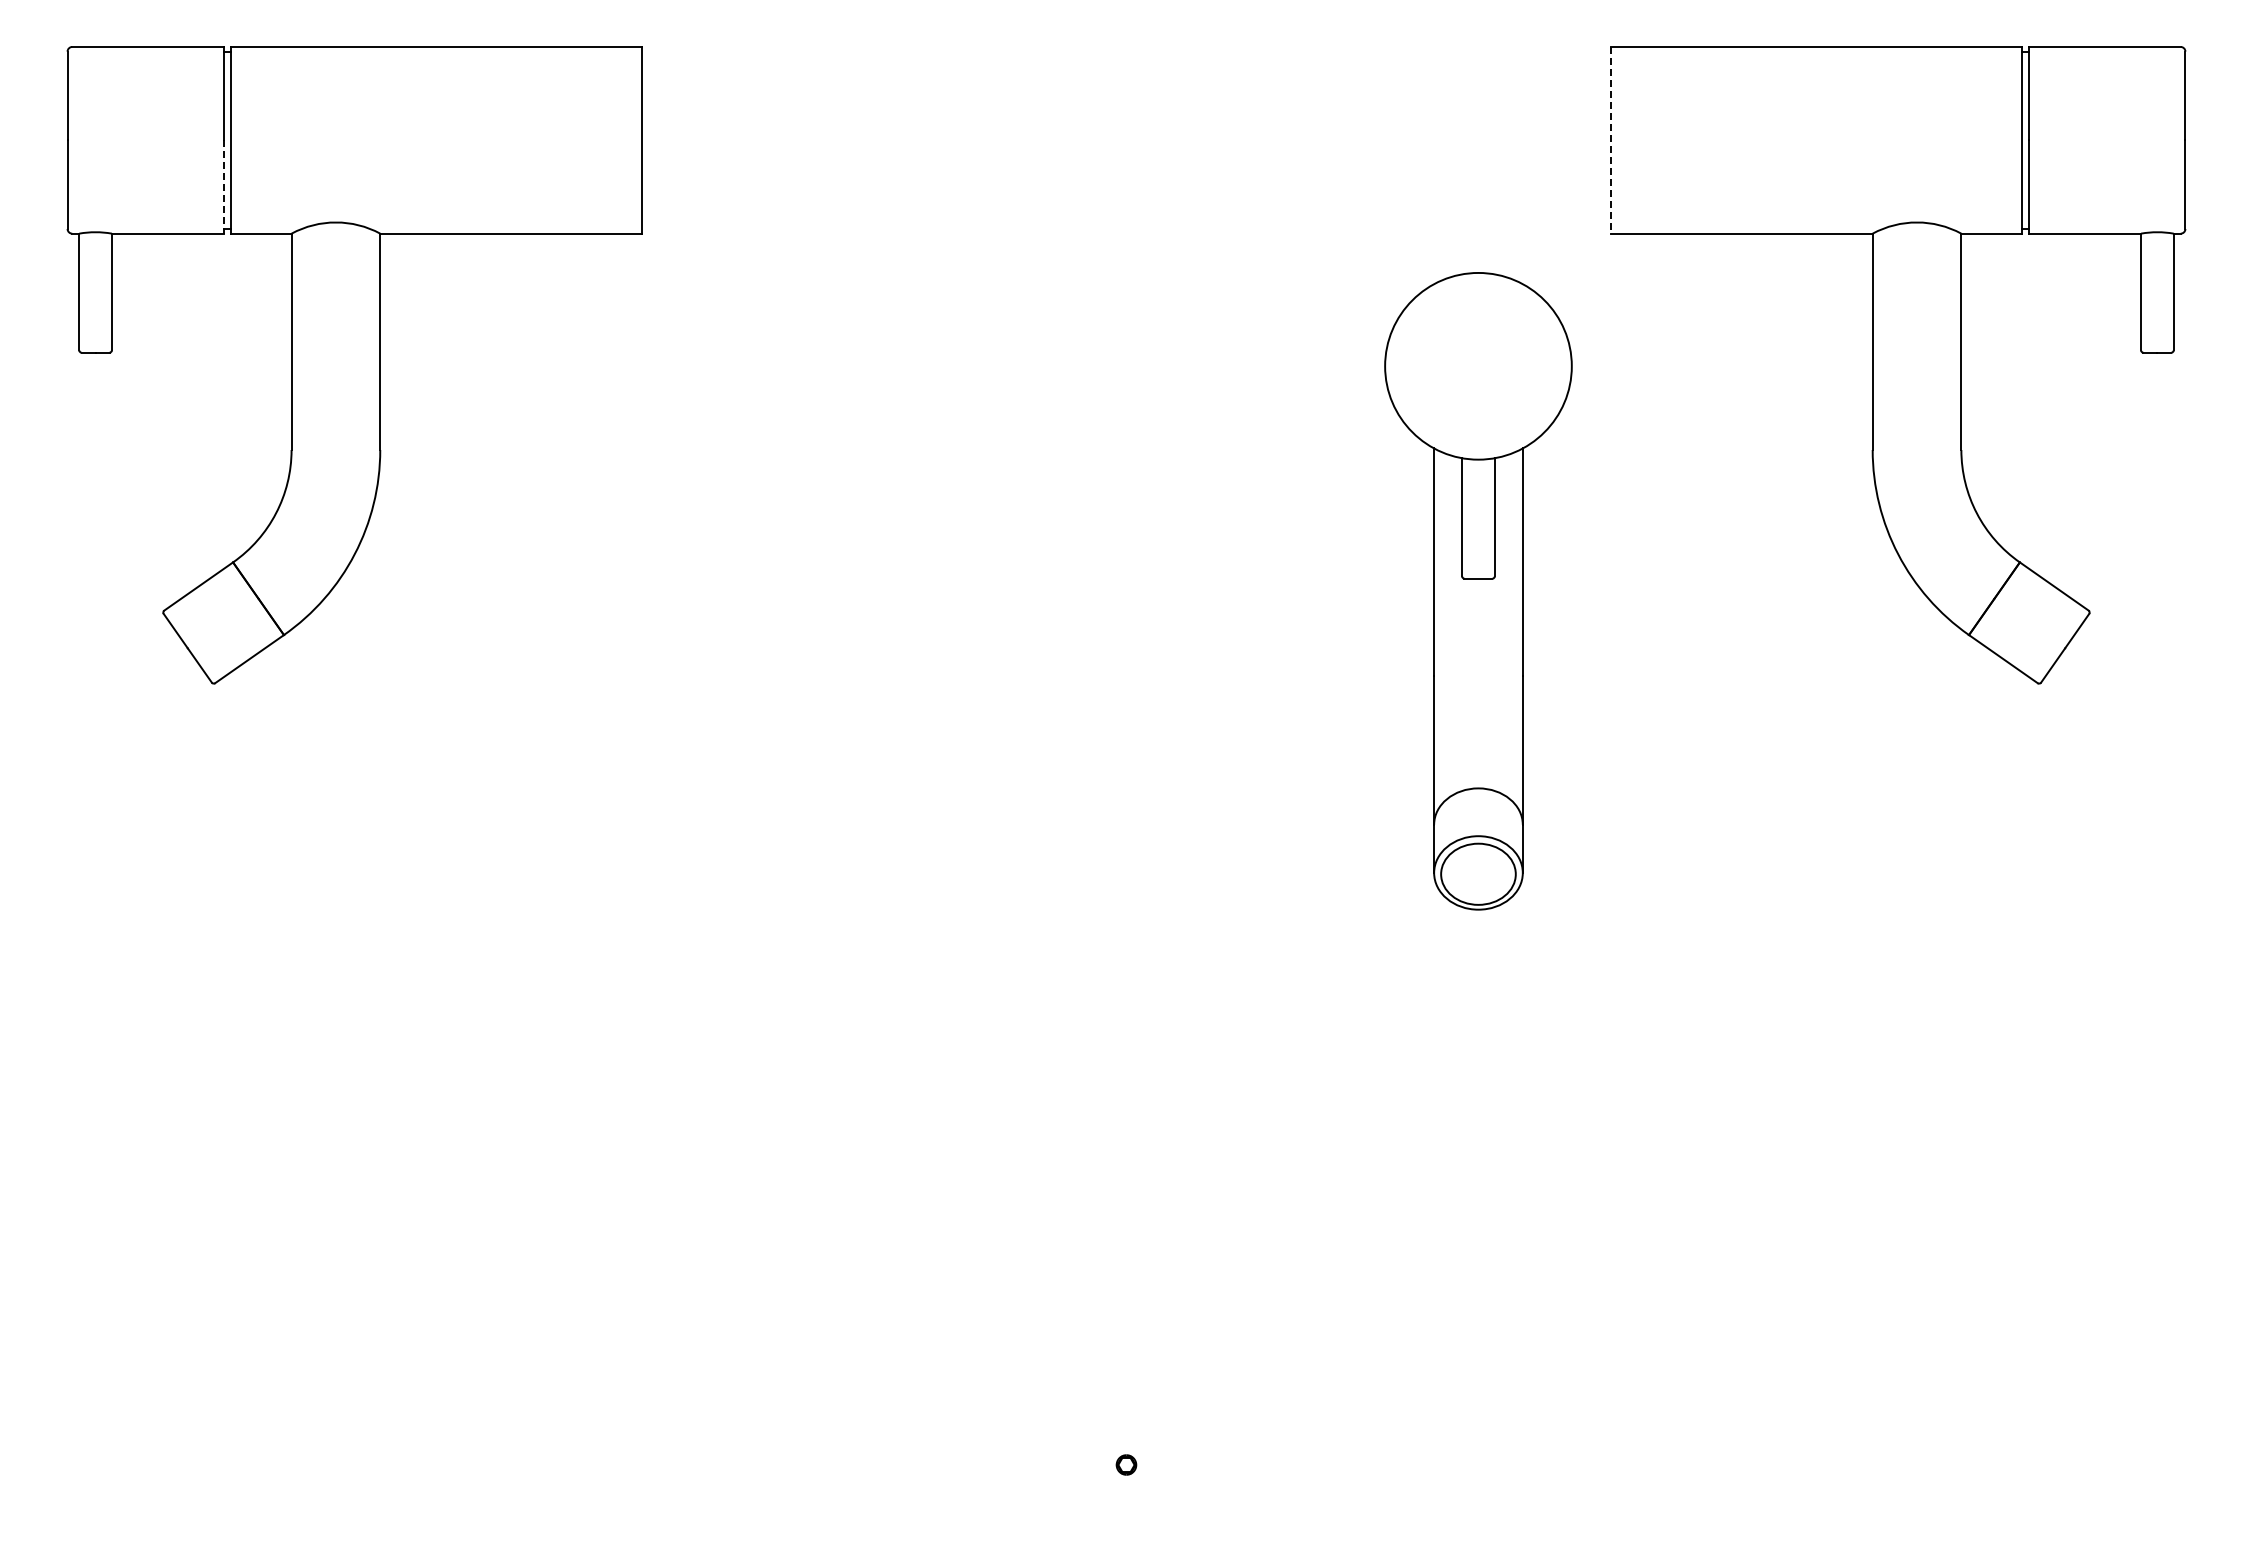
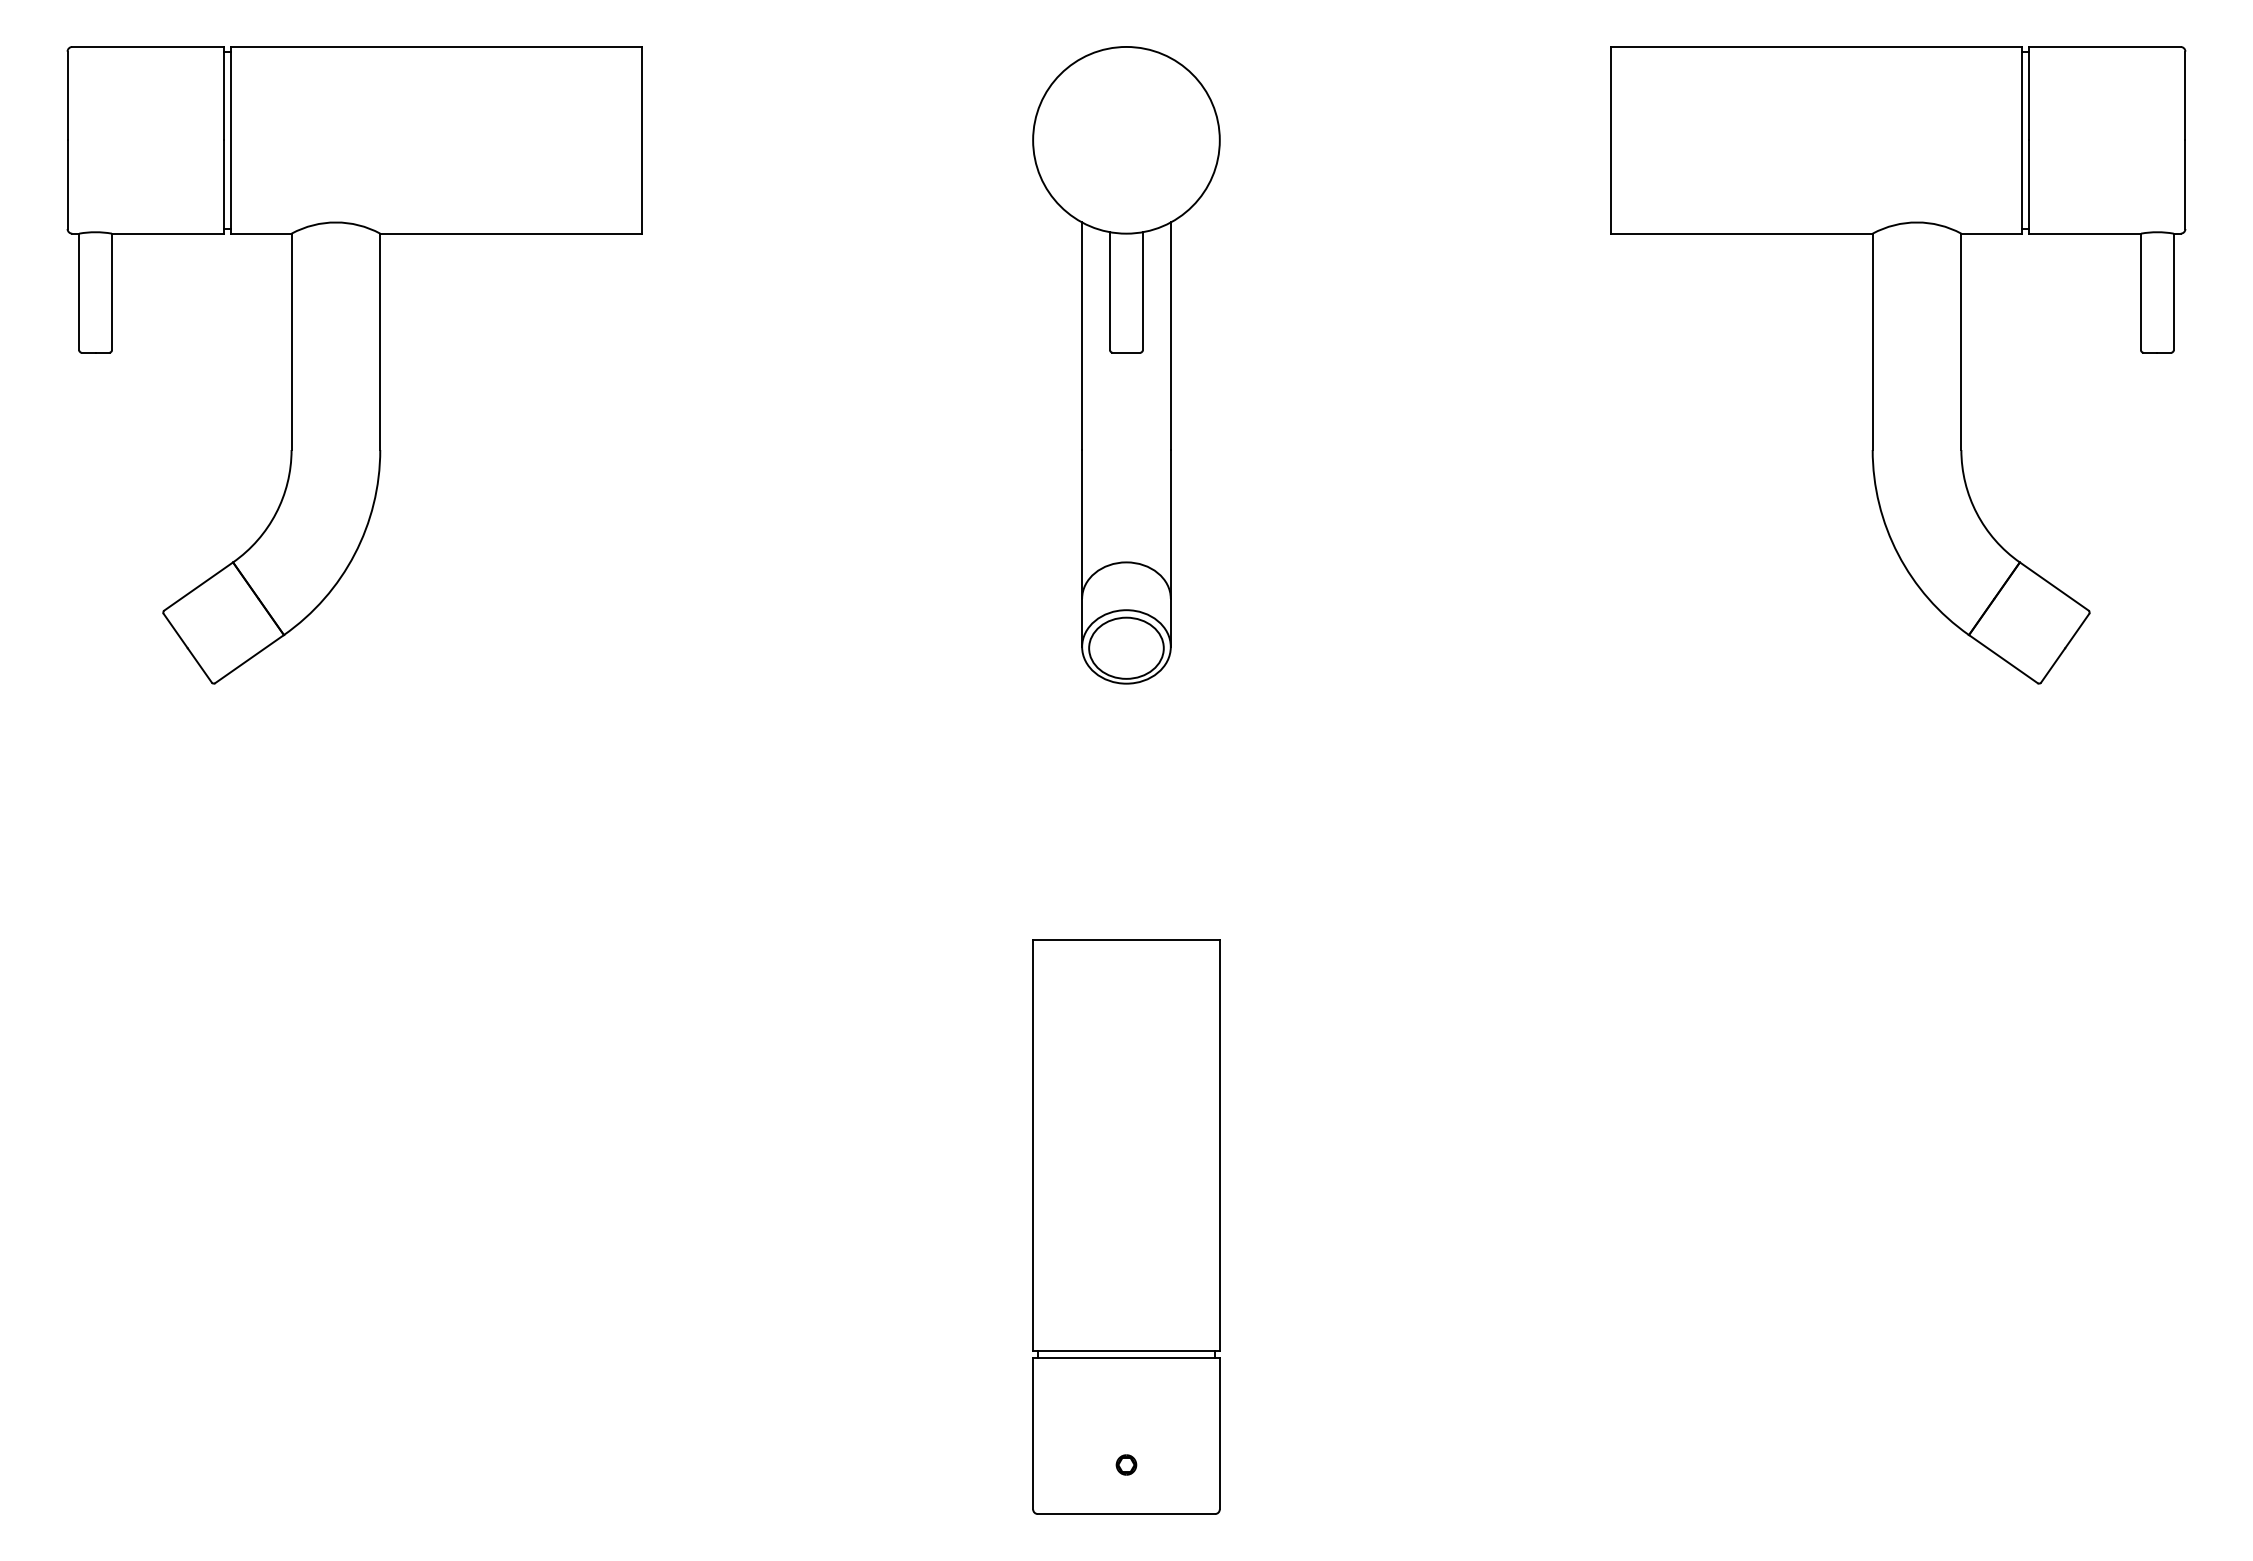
line: dashed -> solid (1611, 140)
line: dashed -> solid (223, 187)
part position: (1478, 591) -> (1126, 365) (1126, 365)
part: none -> present (1126, 1226)
